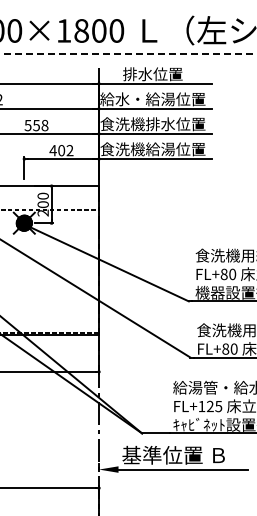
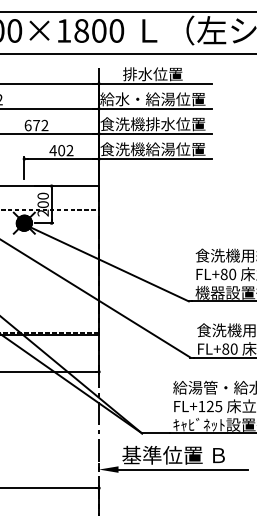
line: none -> present (127, 11)
line: dashed -> solid (128, 53)
text: 558 -> 672 (36, 125)
